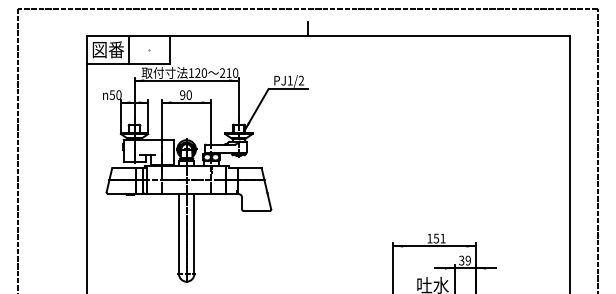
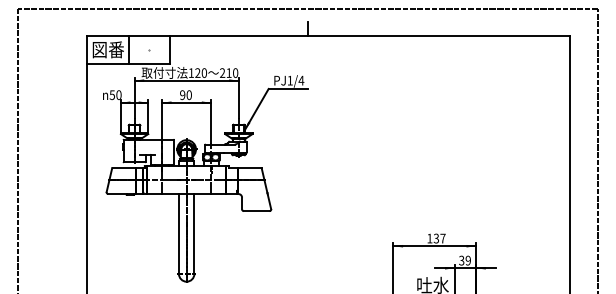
text: PJ1/2 -> PJ1/4 (301, 80)
text: 151 -> 137 (439, 238)
